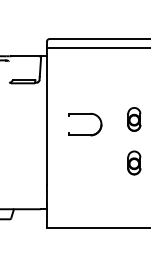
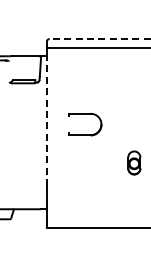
line: solid -> dashed (99, 39)
line: solid -> dashed (46, 119)
part: present -> none (134, 119)
